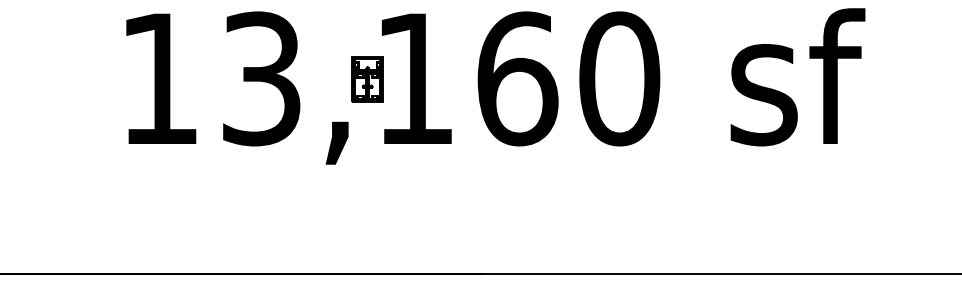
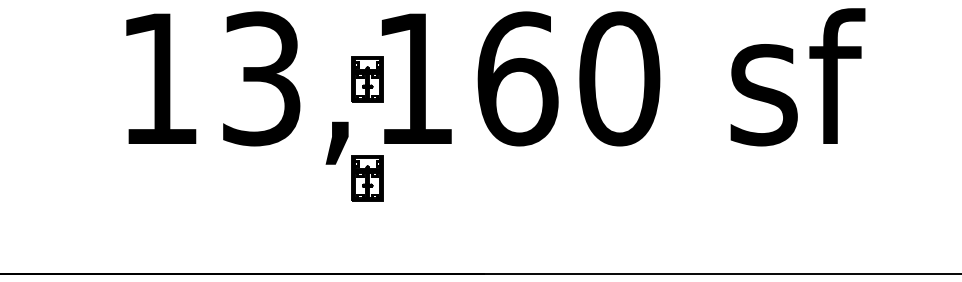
part: none -> present (367, 178)
